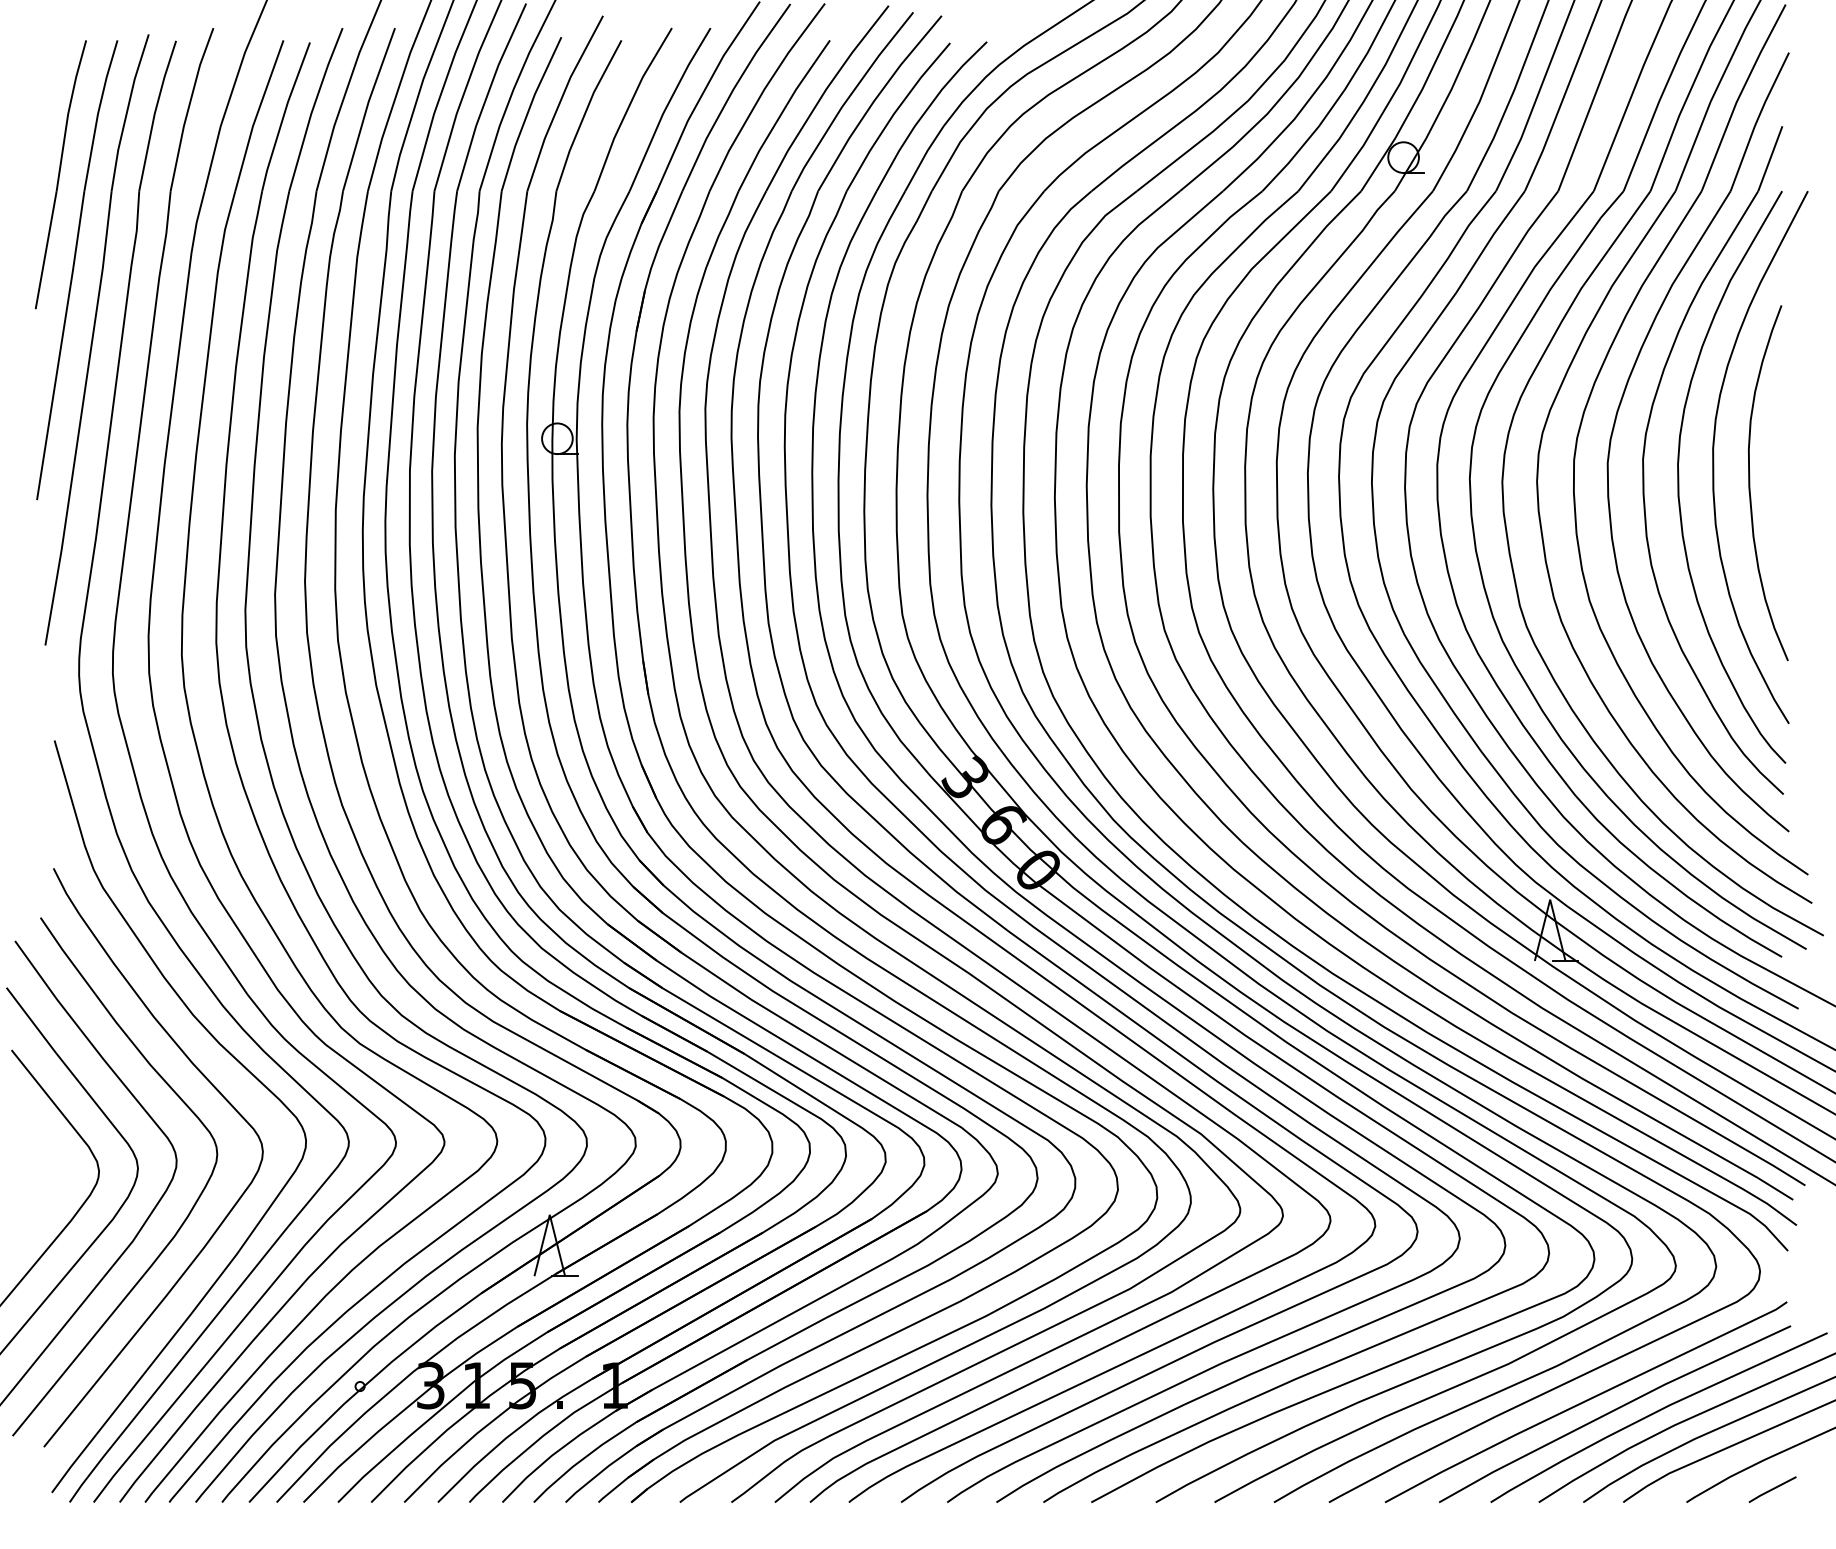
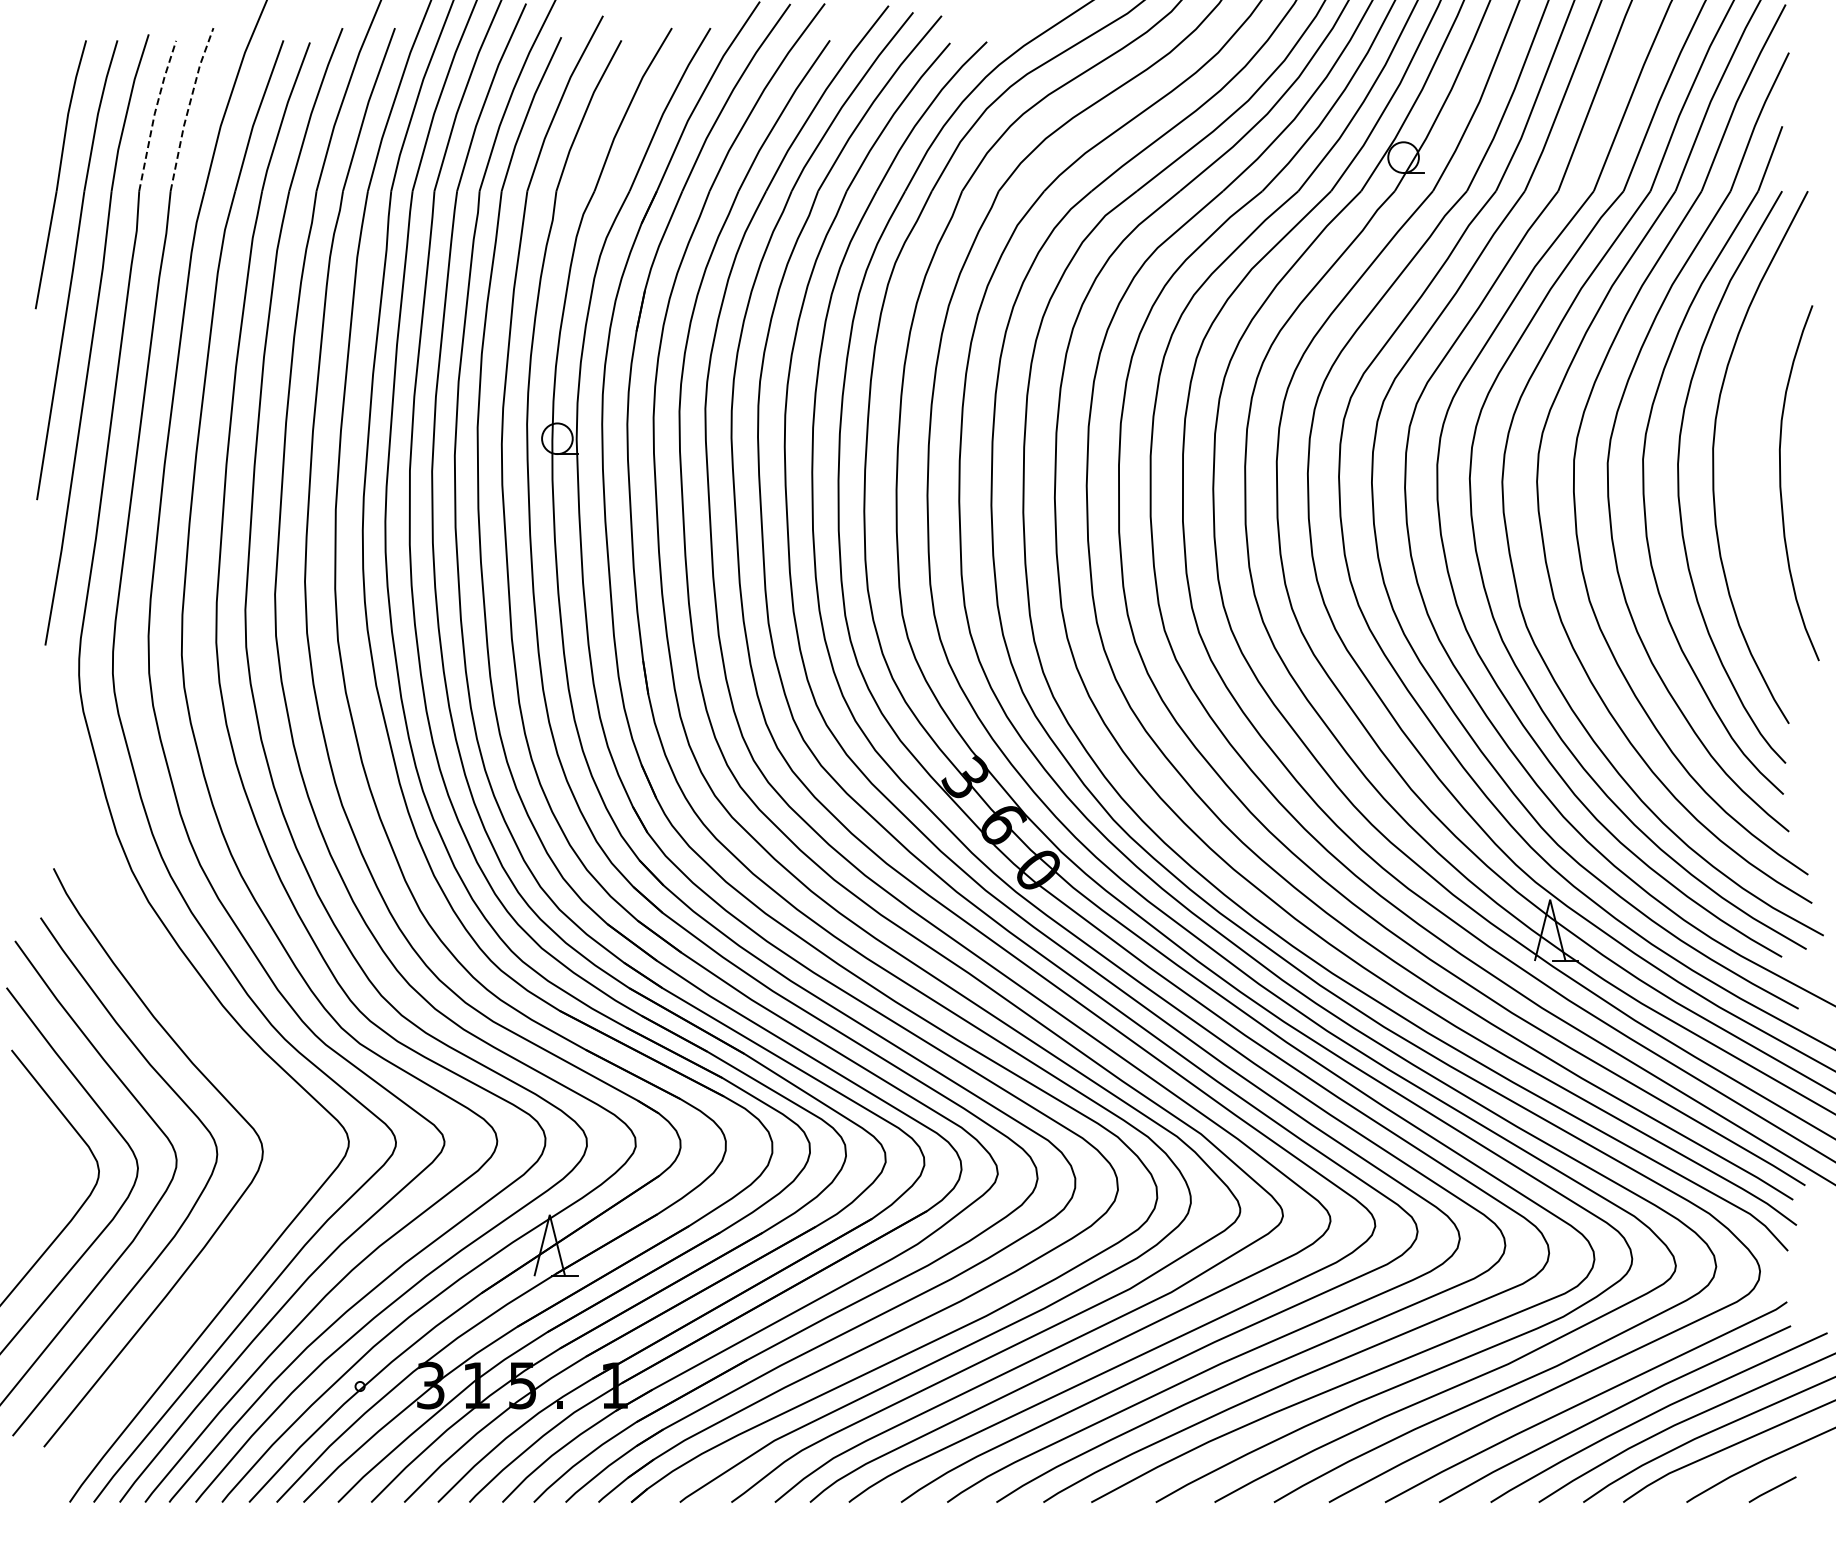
line: solid -> dashed (188, 108)
line: solid -> dashed (154, 114)
curve position: (1750, 483) -> (1781, 483) (1781, 483)
curve: present -> none (232, 1057)
